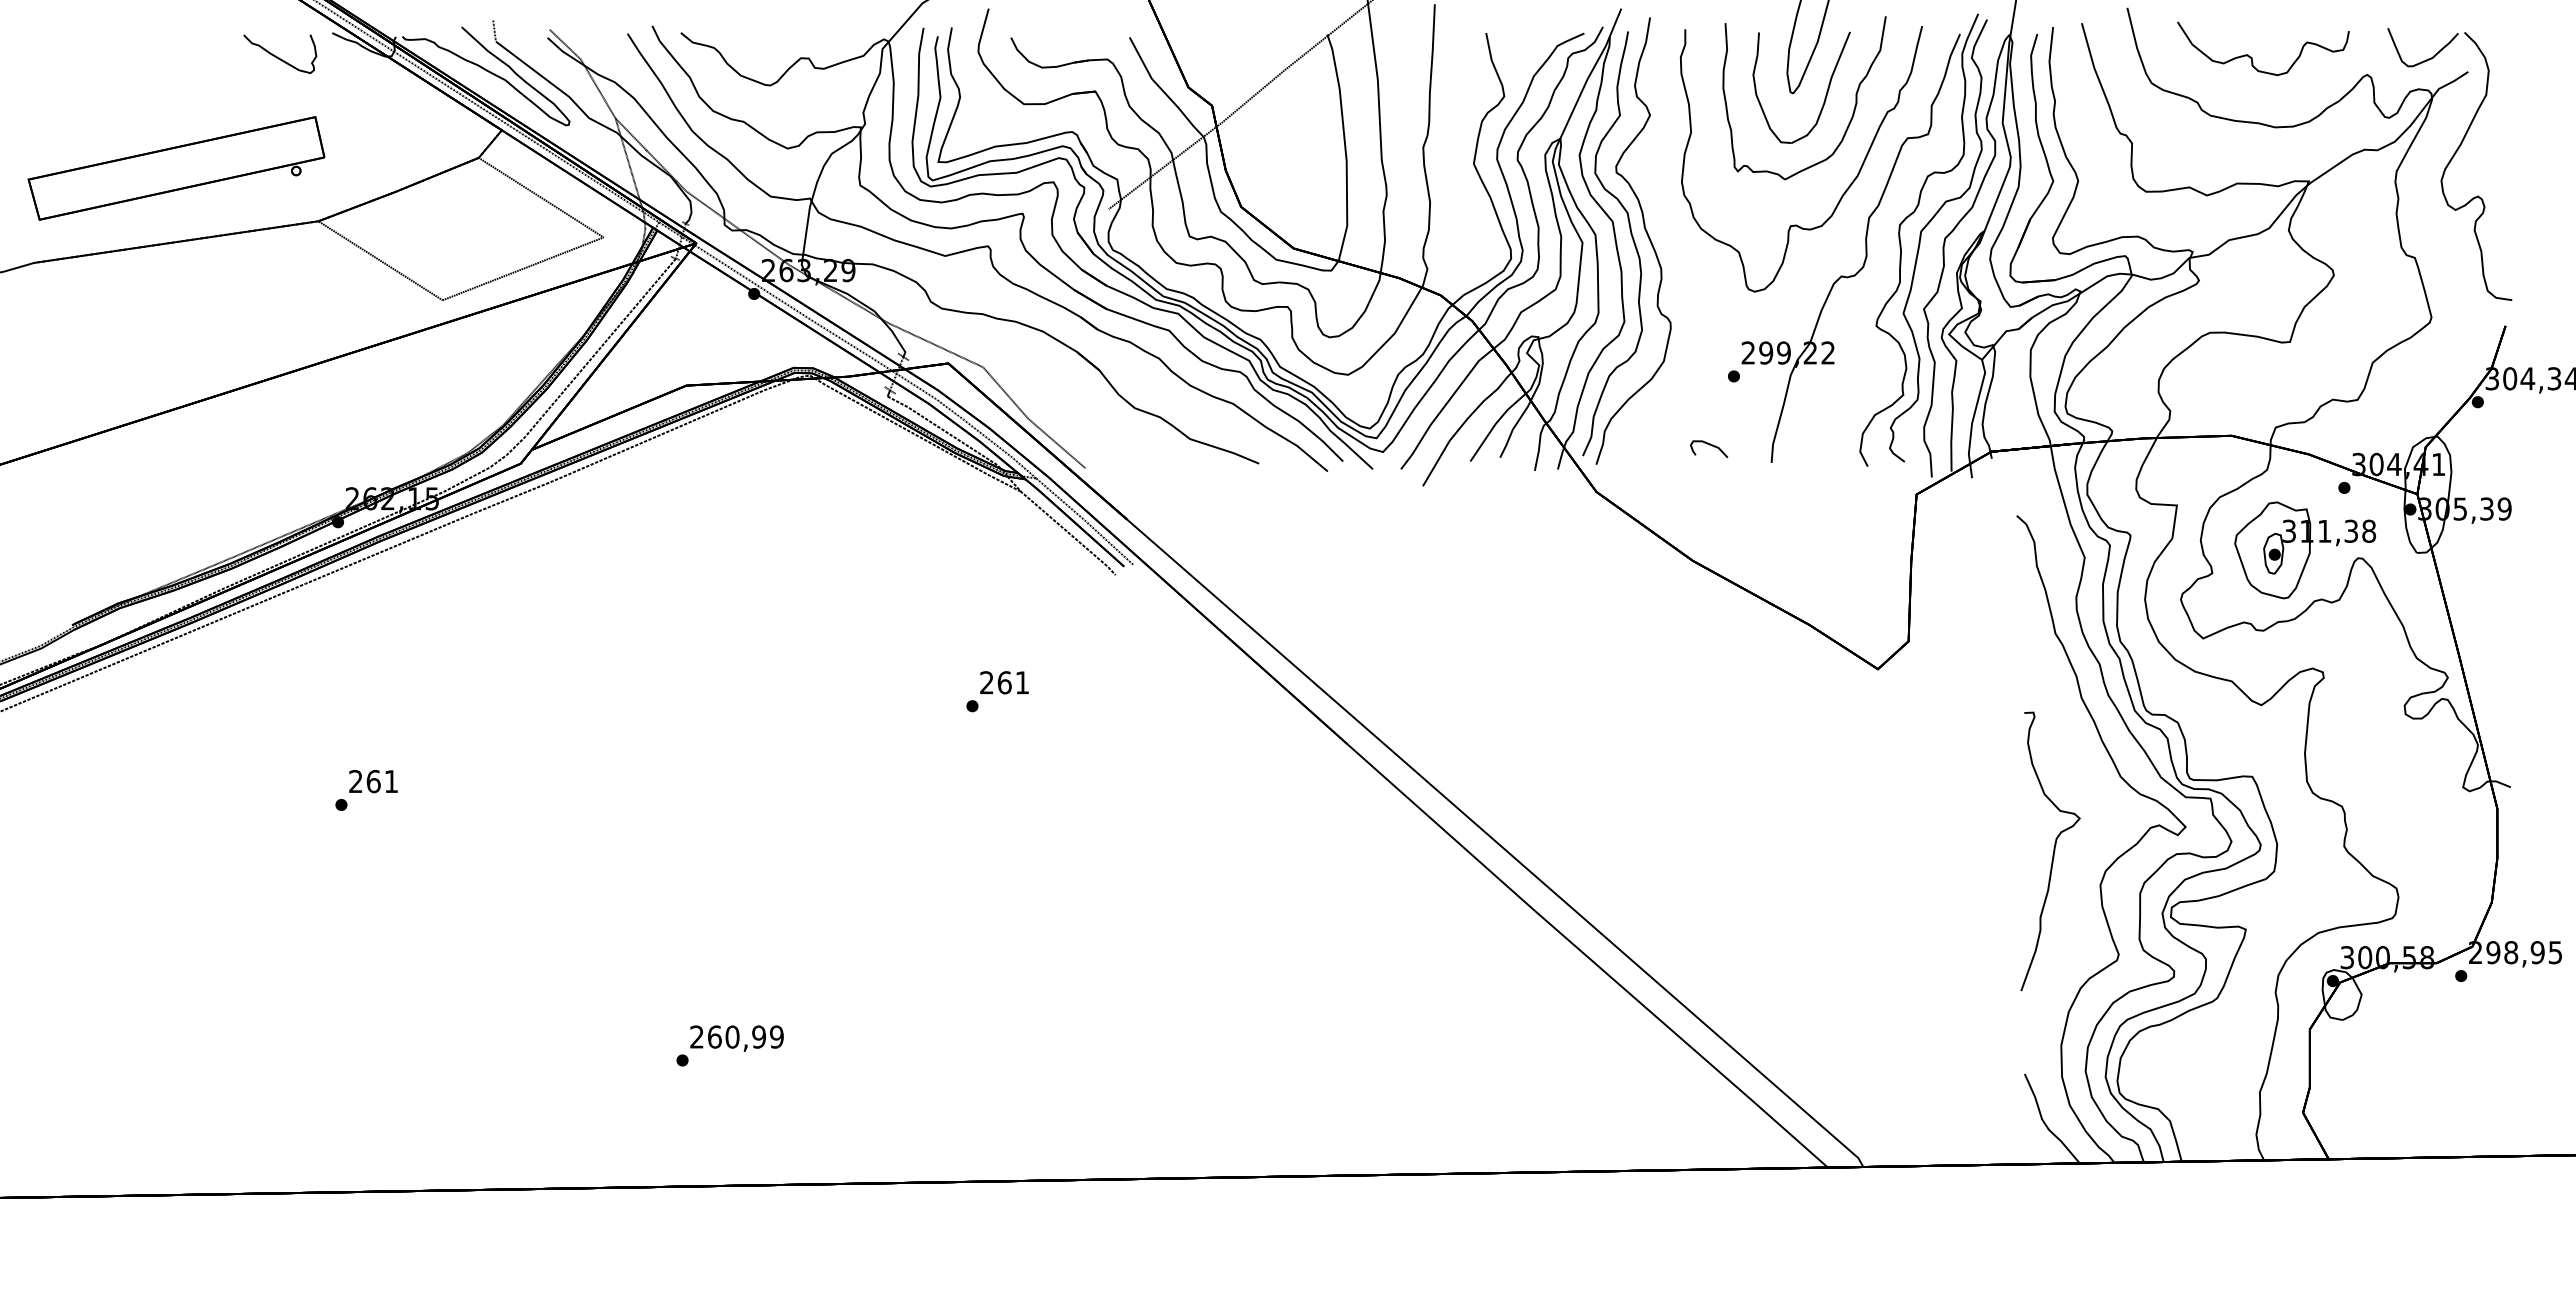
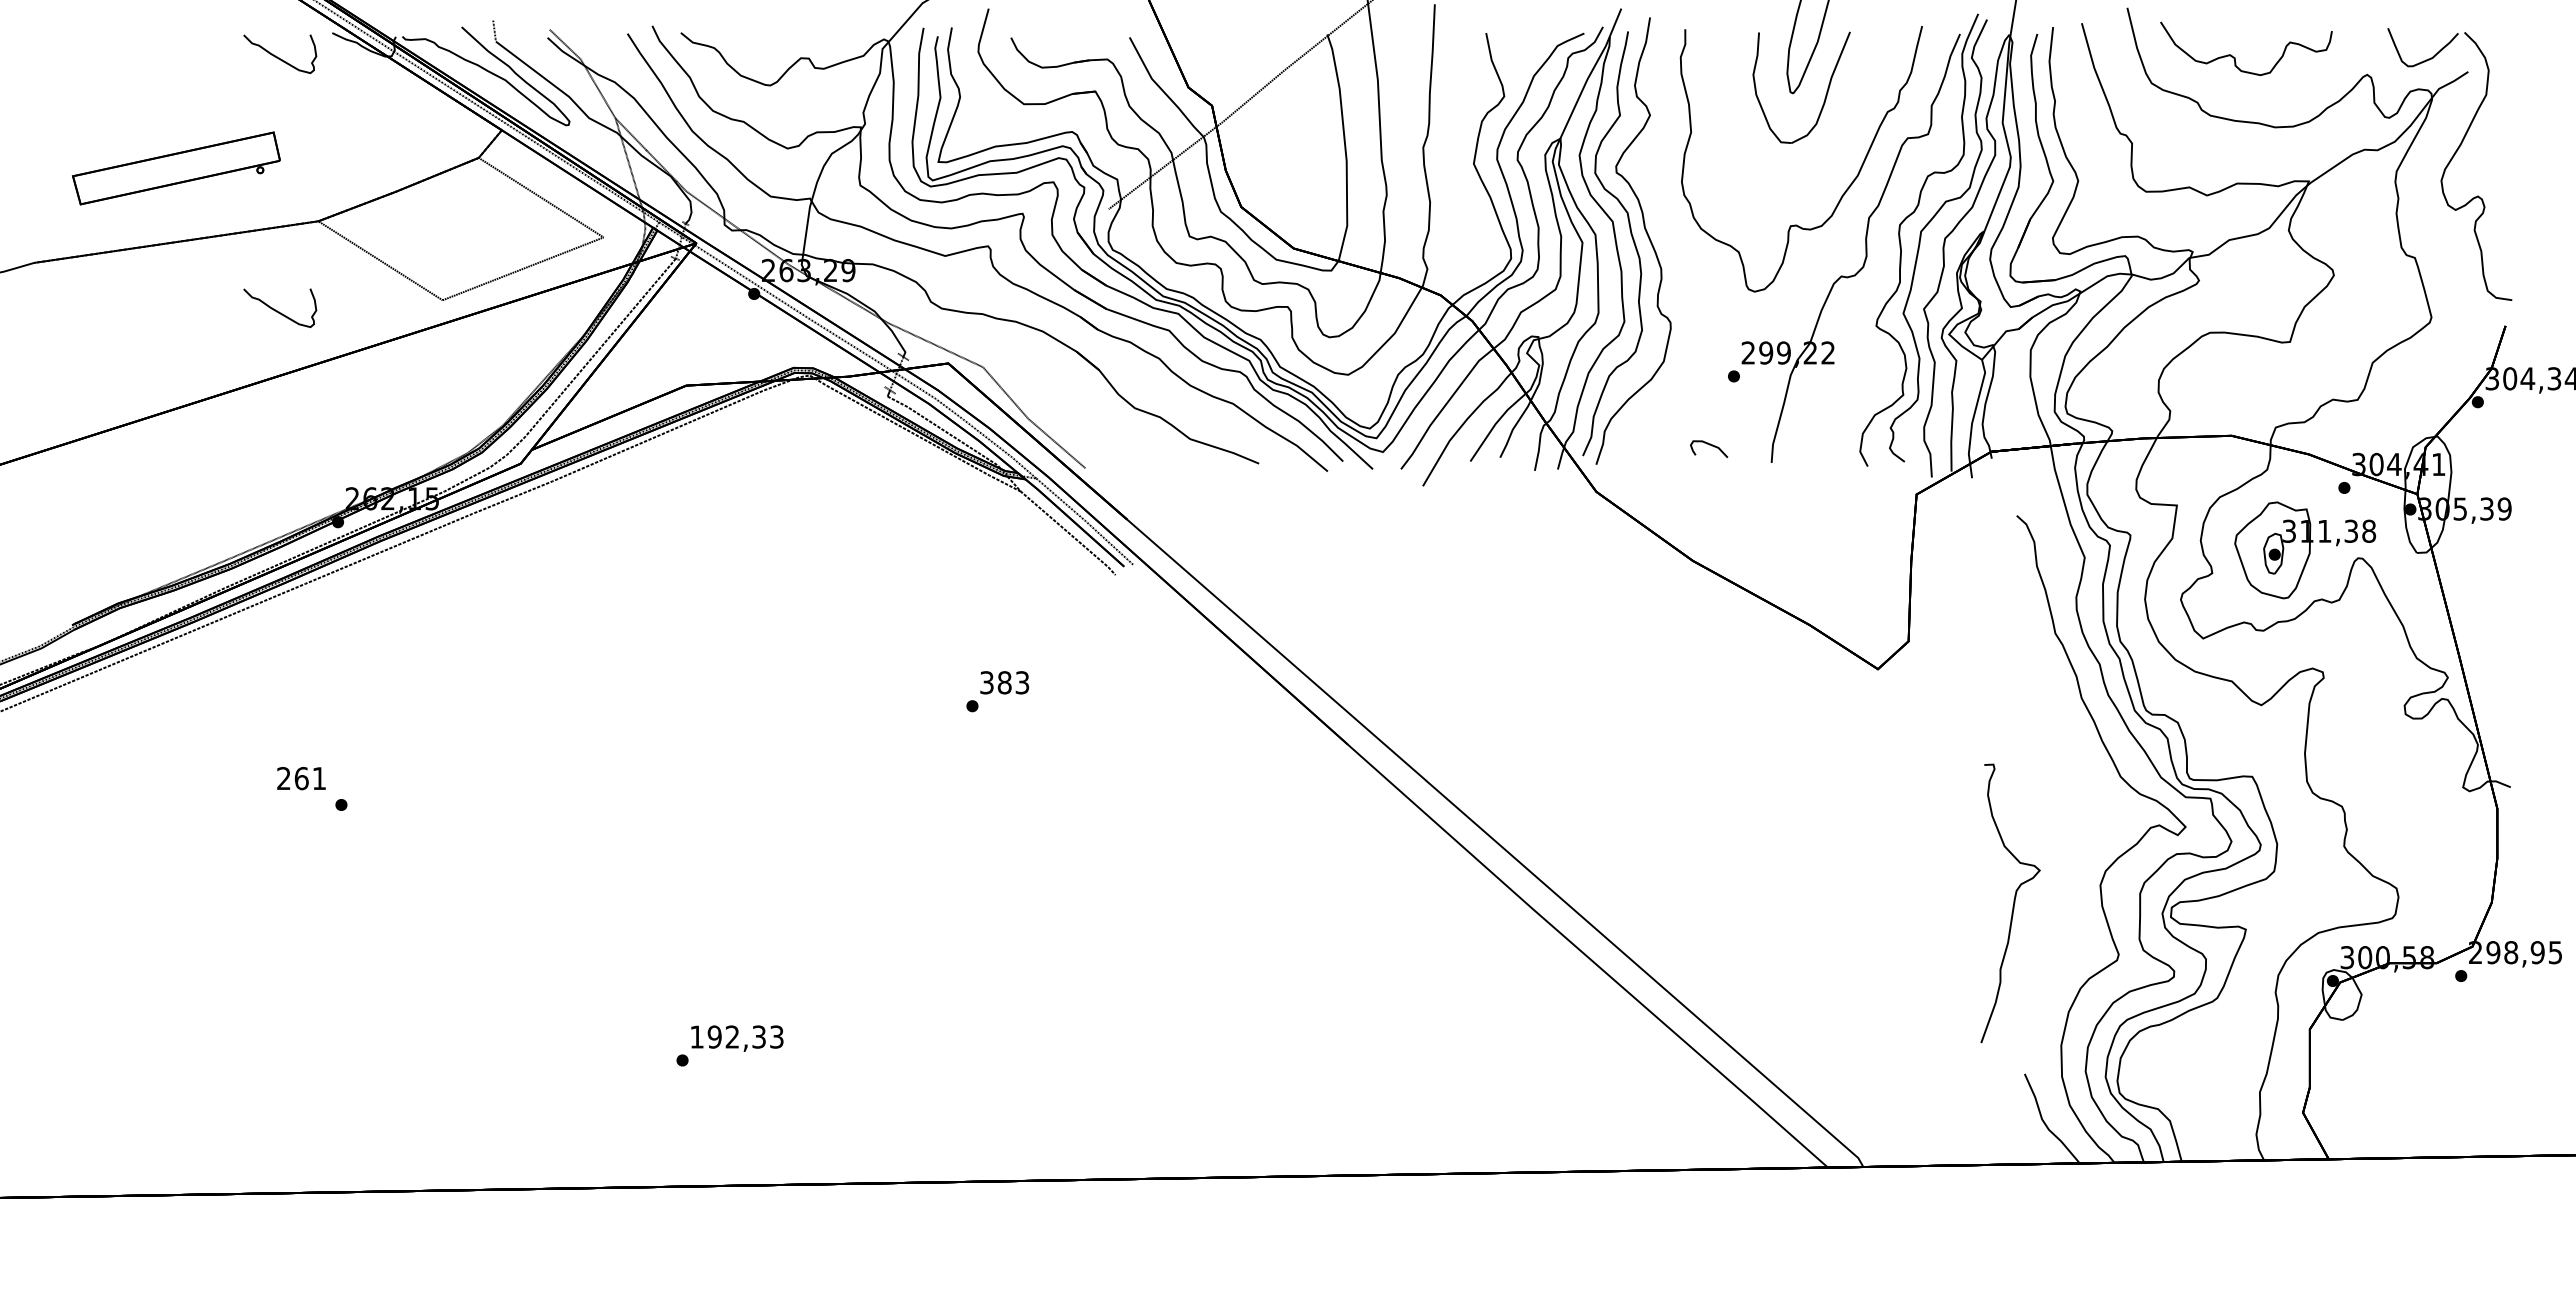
curve position: (2252, 57) -> (2235, 57) (2235, 57)
part: present -> none (1853, 109)
part size: 299x105 px -> 209x75 px (176, 168)
curve: none -> present (279, 311)
text: 261 -> 383 (1004, 682)
text position: (373, 781) -> (301, 778) (301, 778)
curve position: (2053, 851) -> (2013, 903) (2013, 903)
text: 260,99 -> 192,33 (736, 1036)
